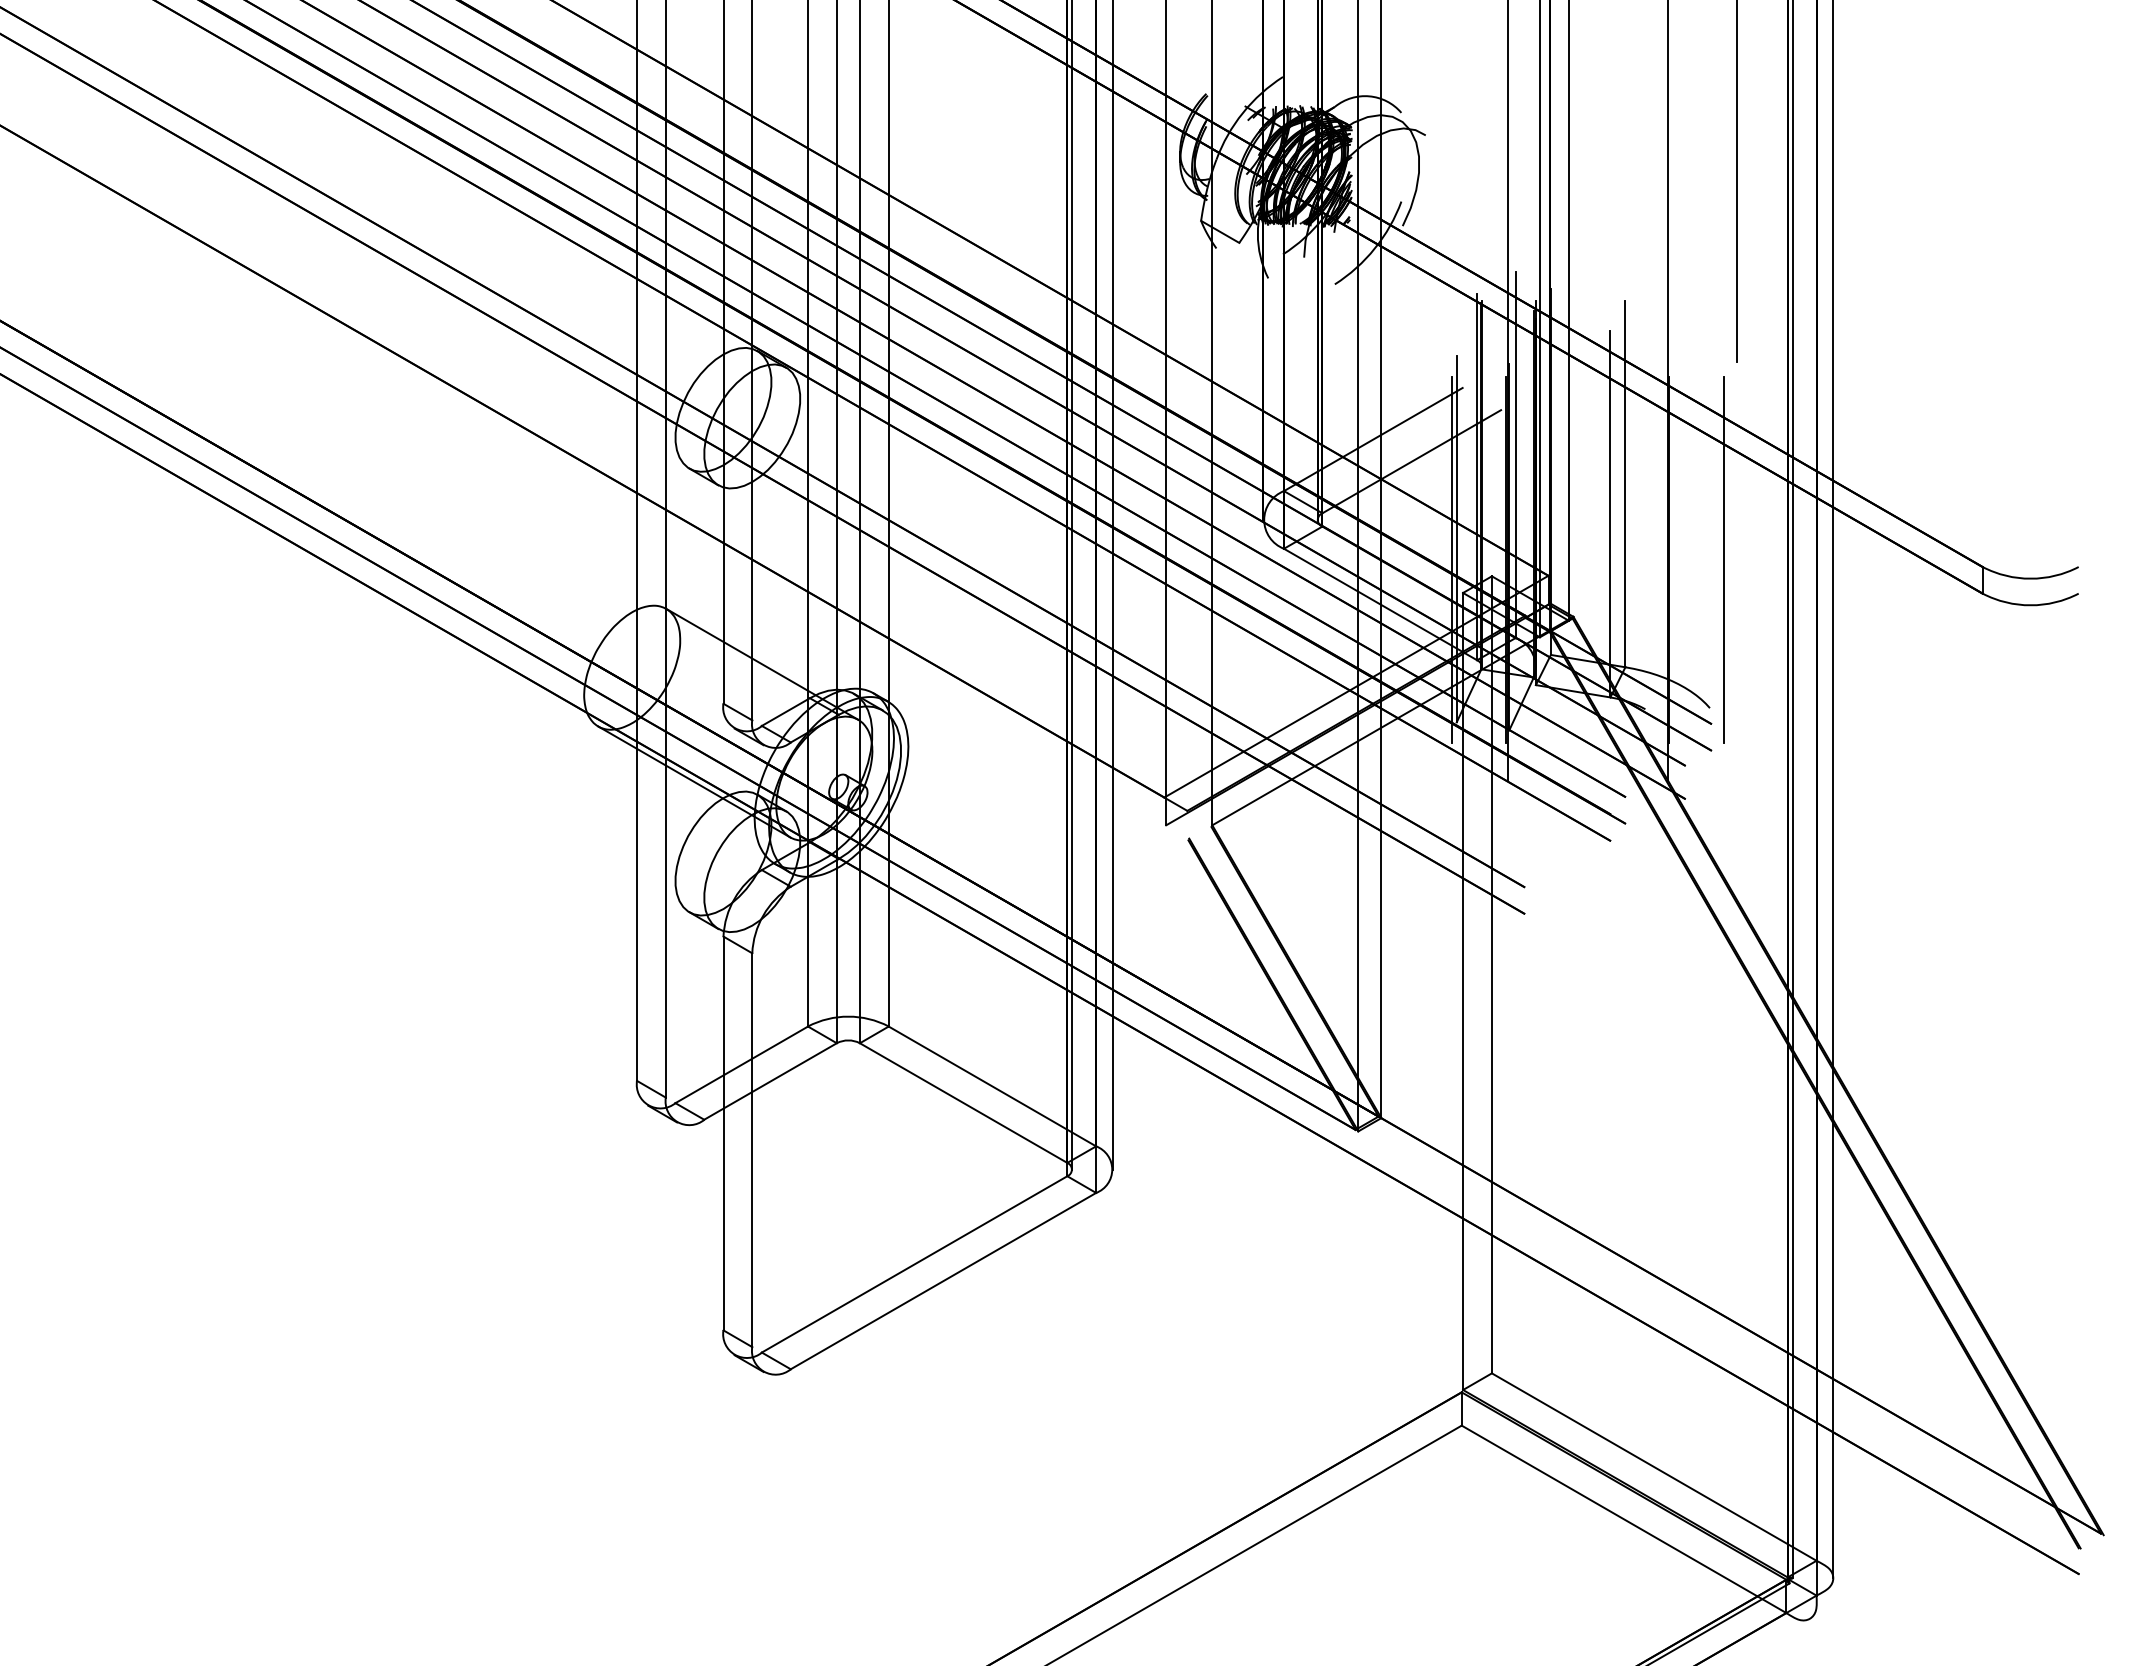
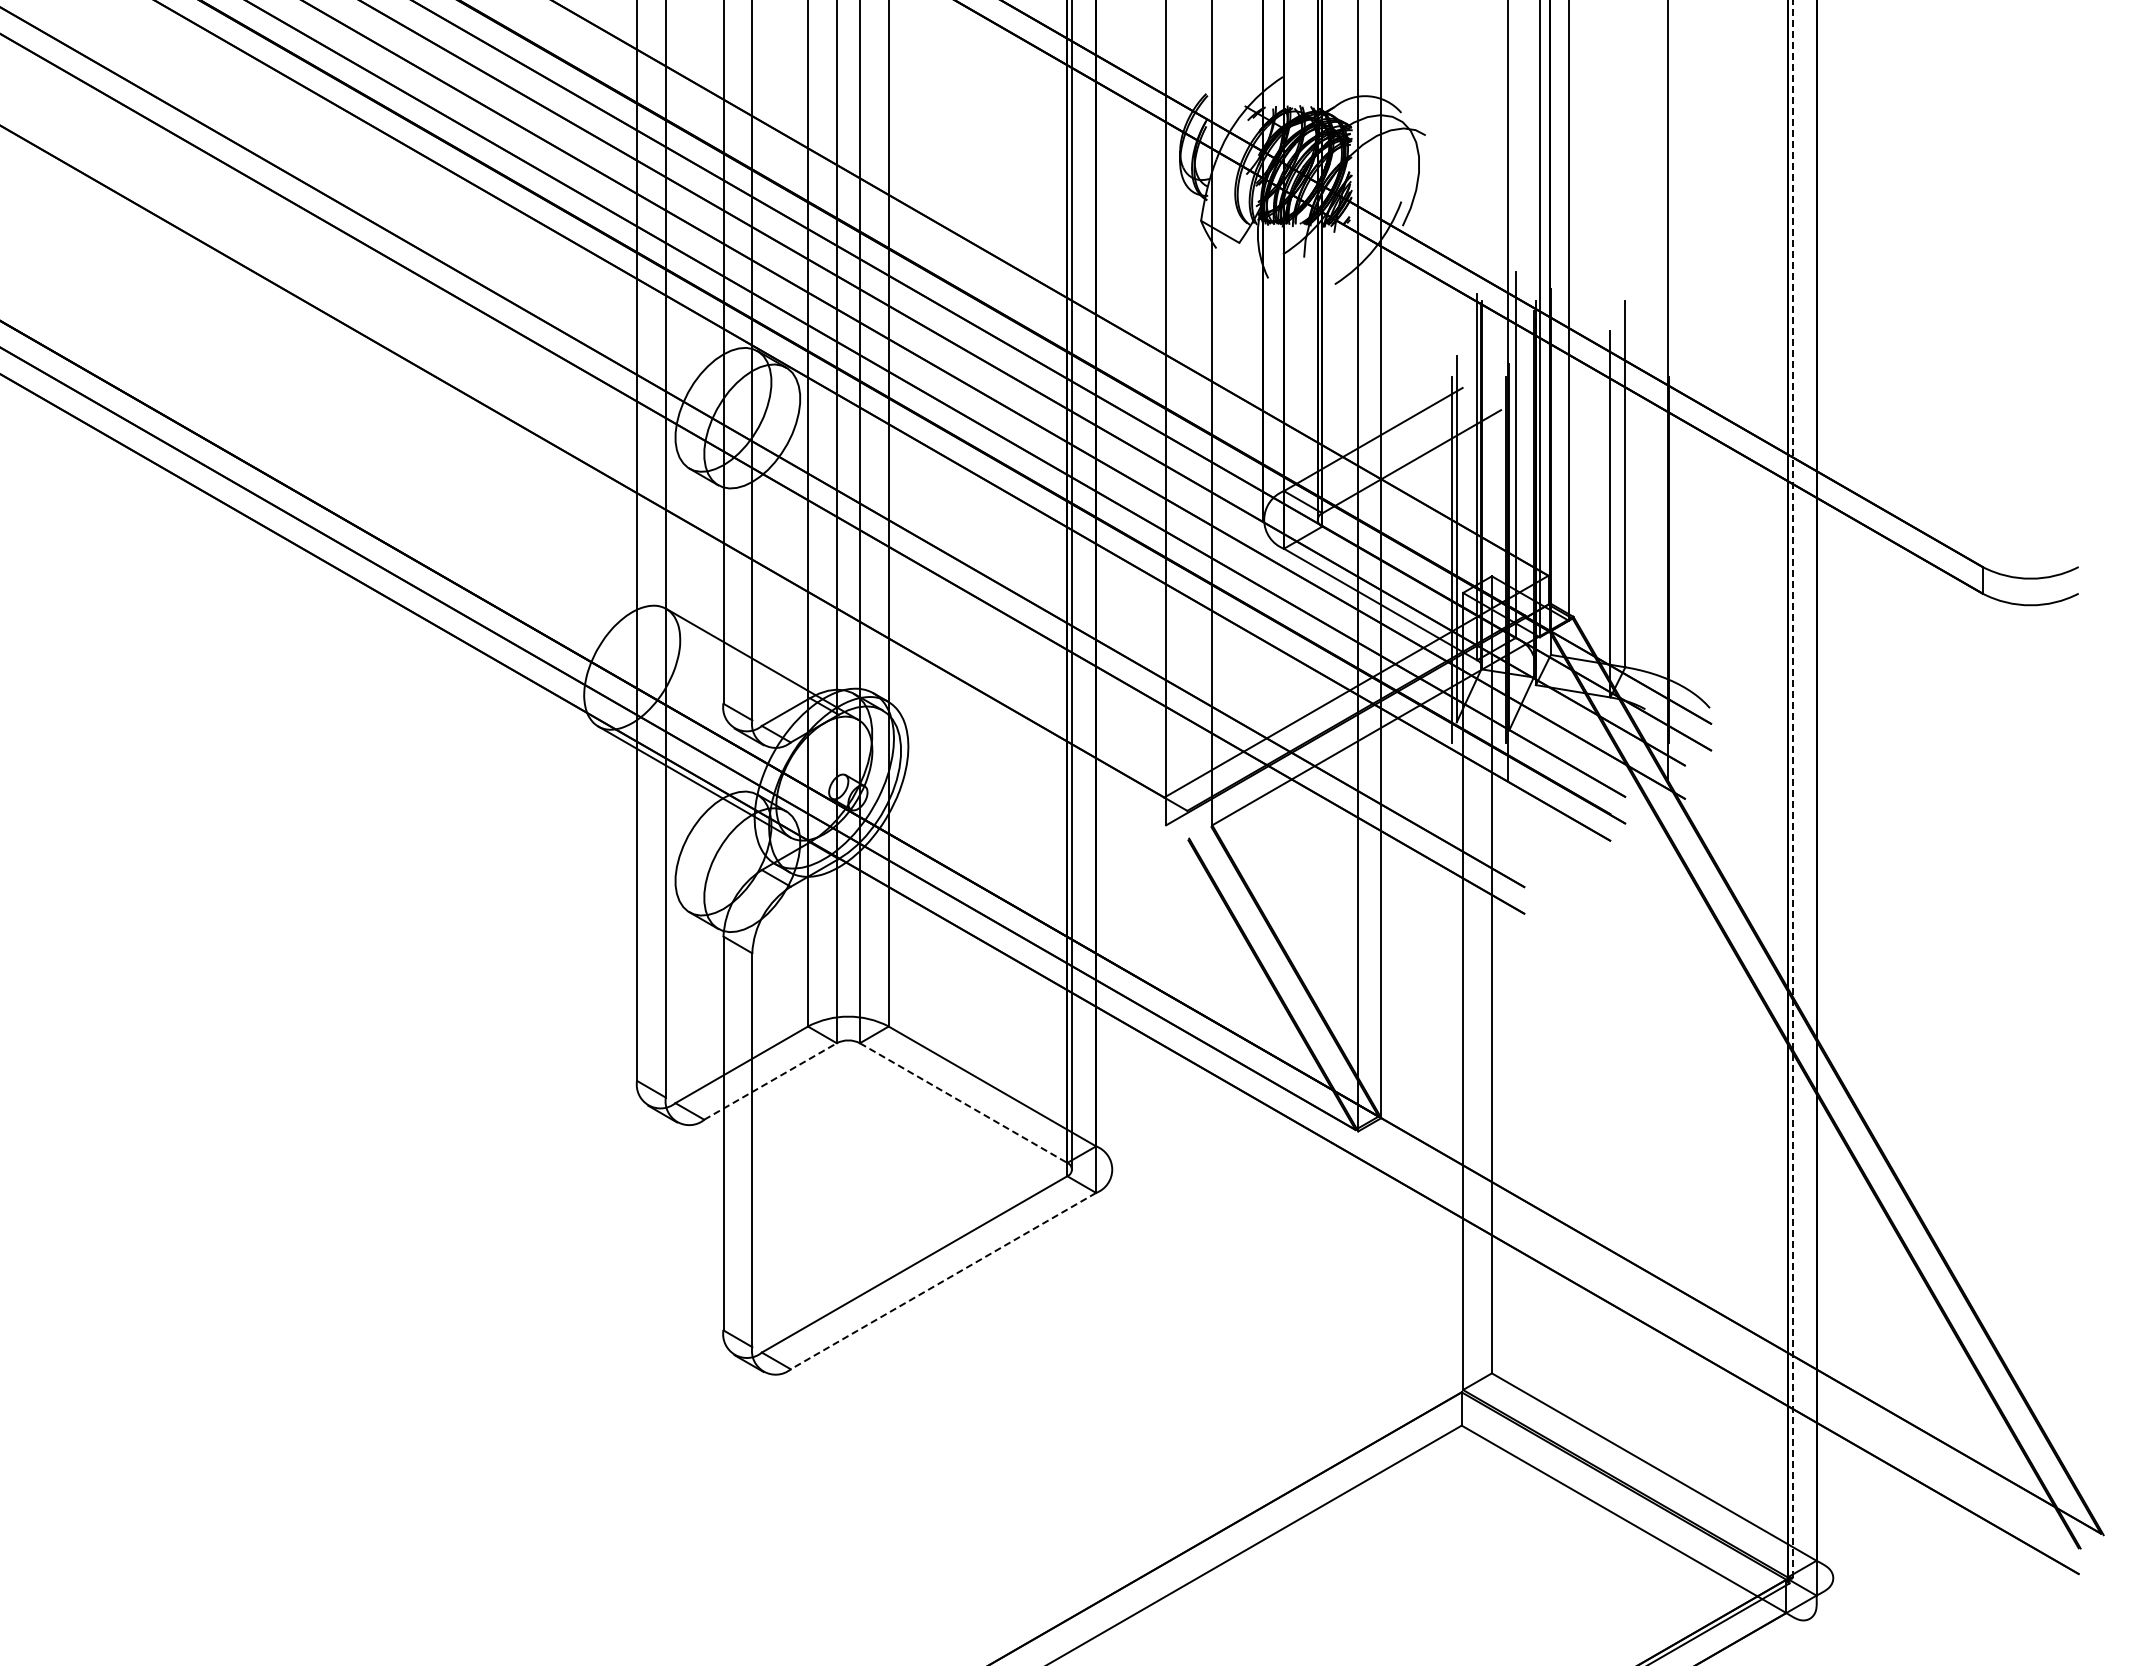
line: present -> none (1737, 181)
line: present -> none (1723, 559)
line: present -> none (1112, 585)
line: solid -> dashed (1792, 789)
line: present -> none (1833, 790)
line: solid -> dashed (770, 1081)
line: solid -> dashed (963, 1103)
line: solid -> dashed (943, 1281)
